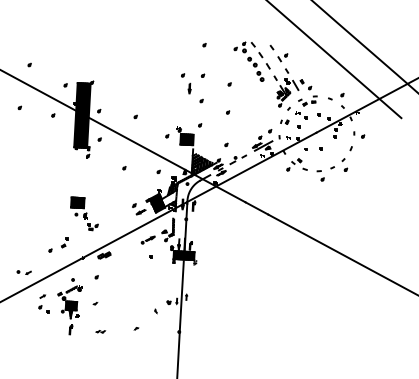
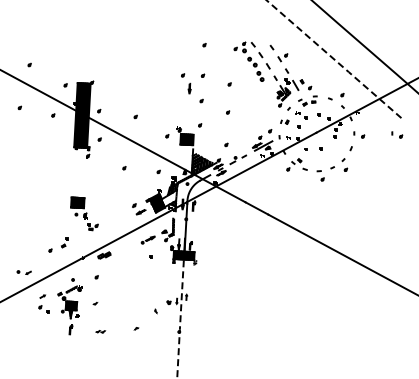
line: solid -> dashed (334, 59)
part: none -> present (397, 134)
line: solid -> dashed (180, 319)
